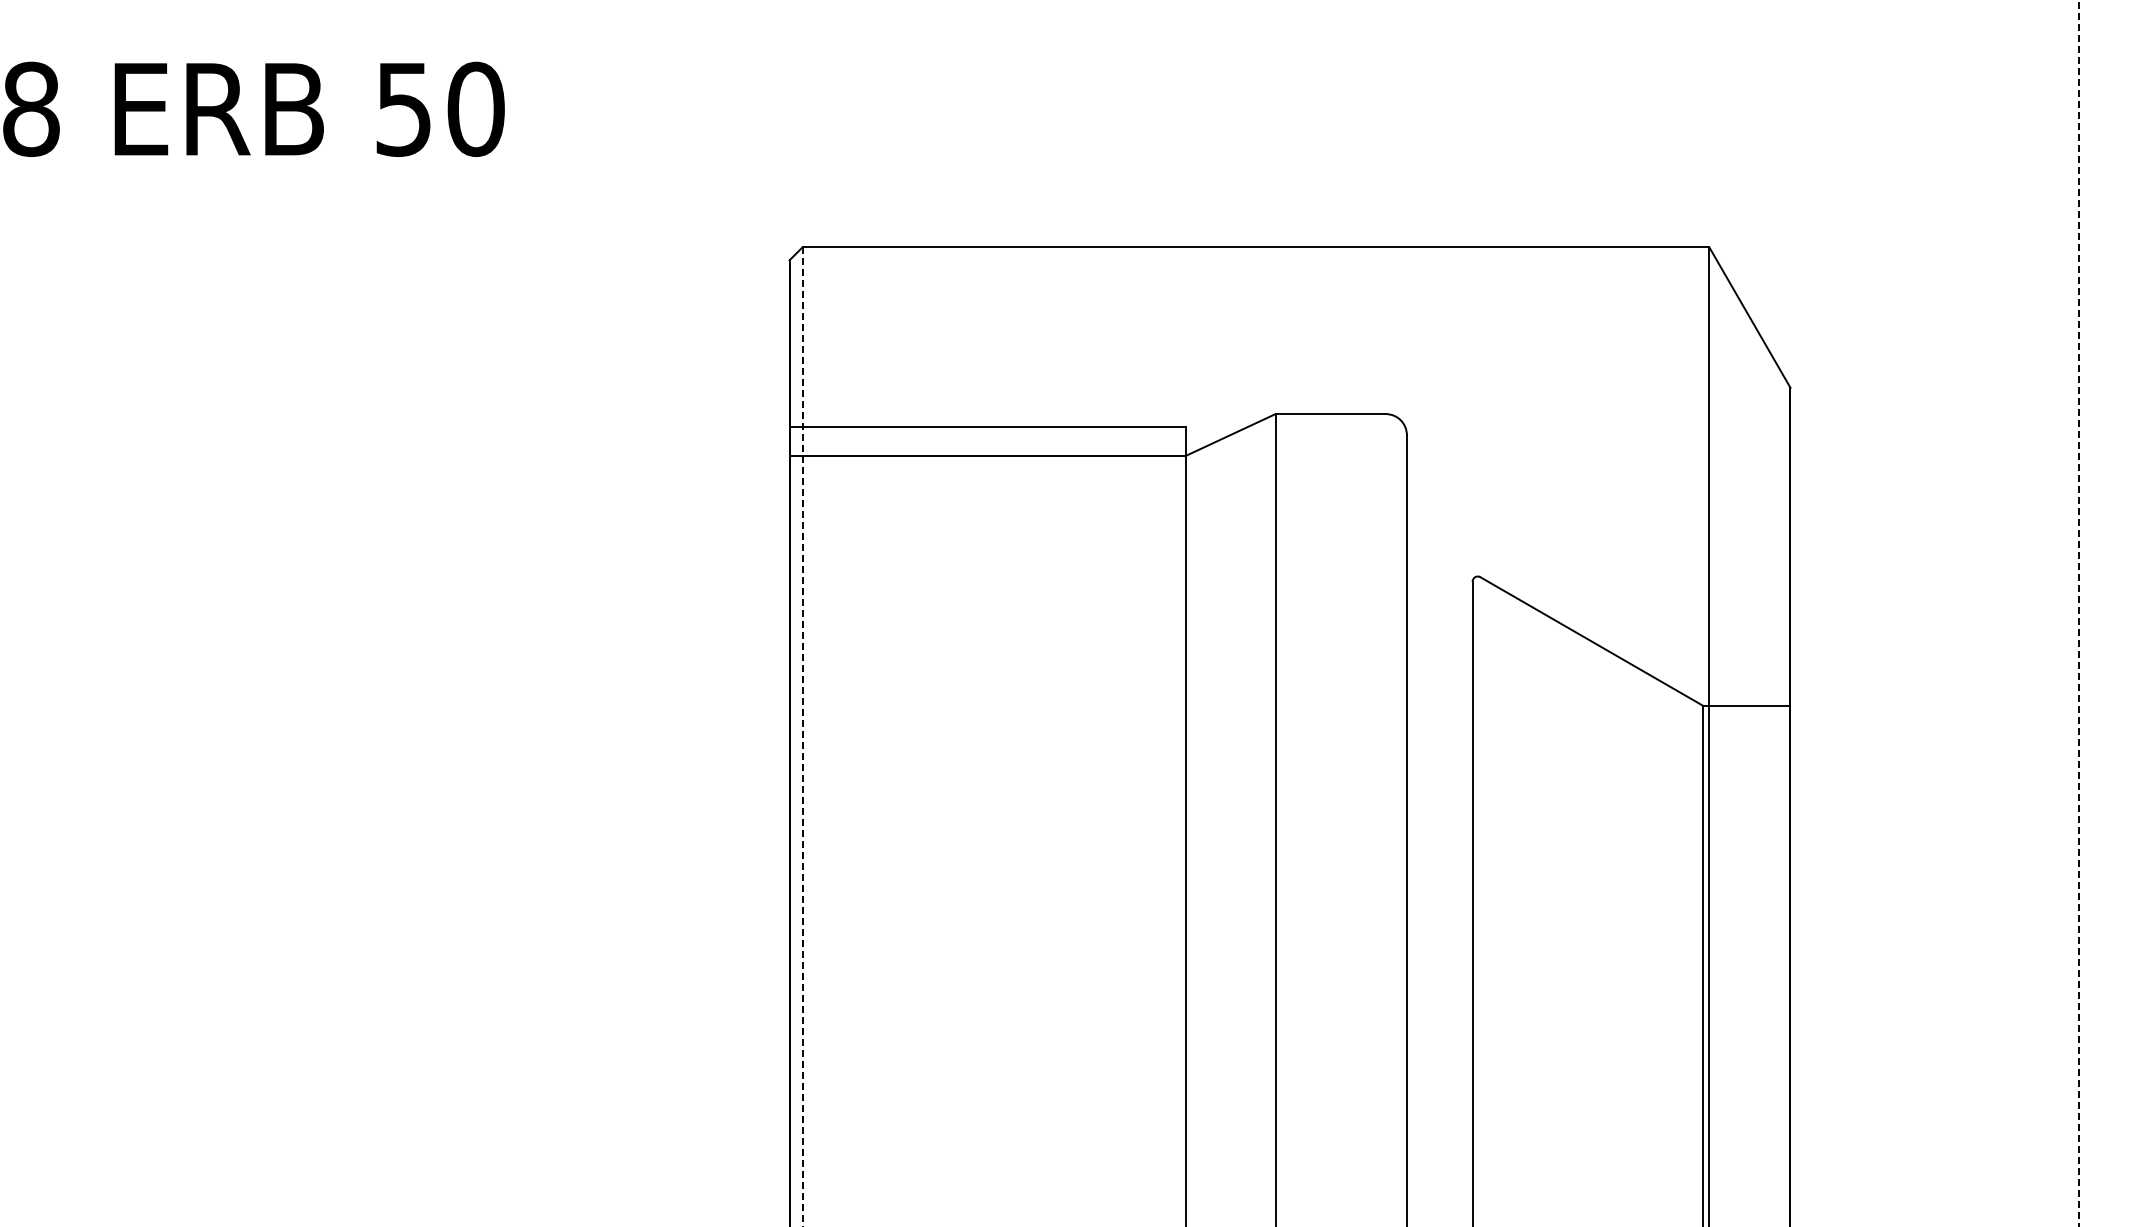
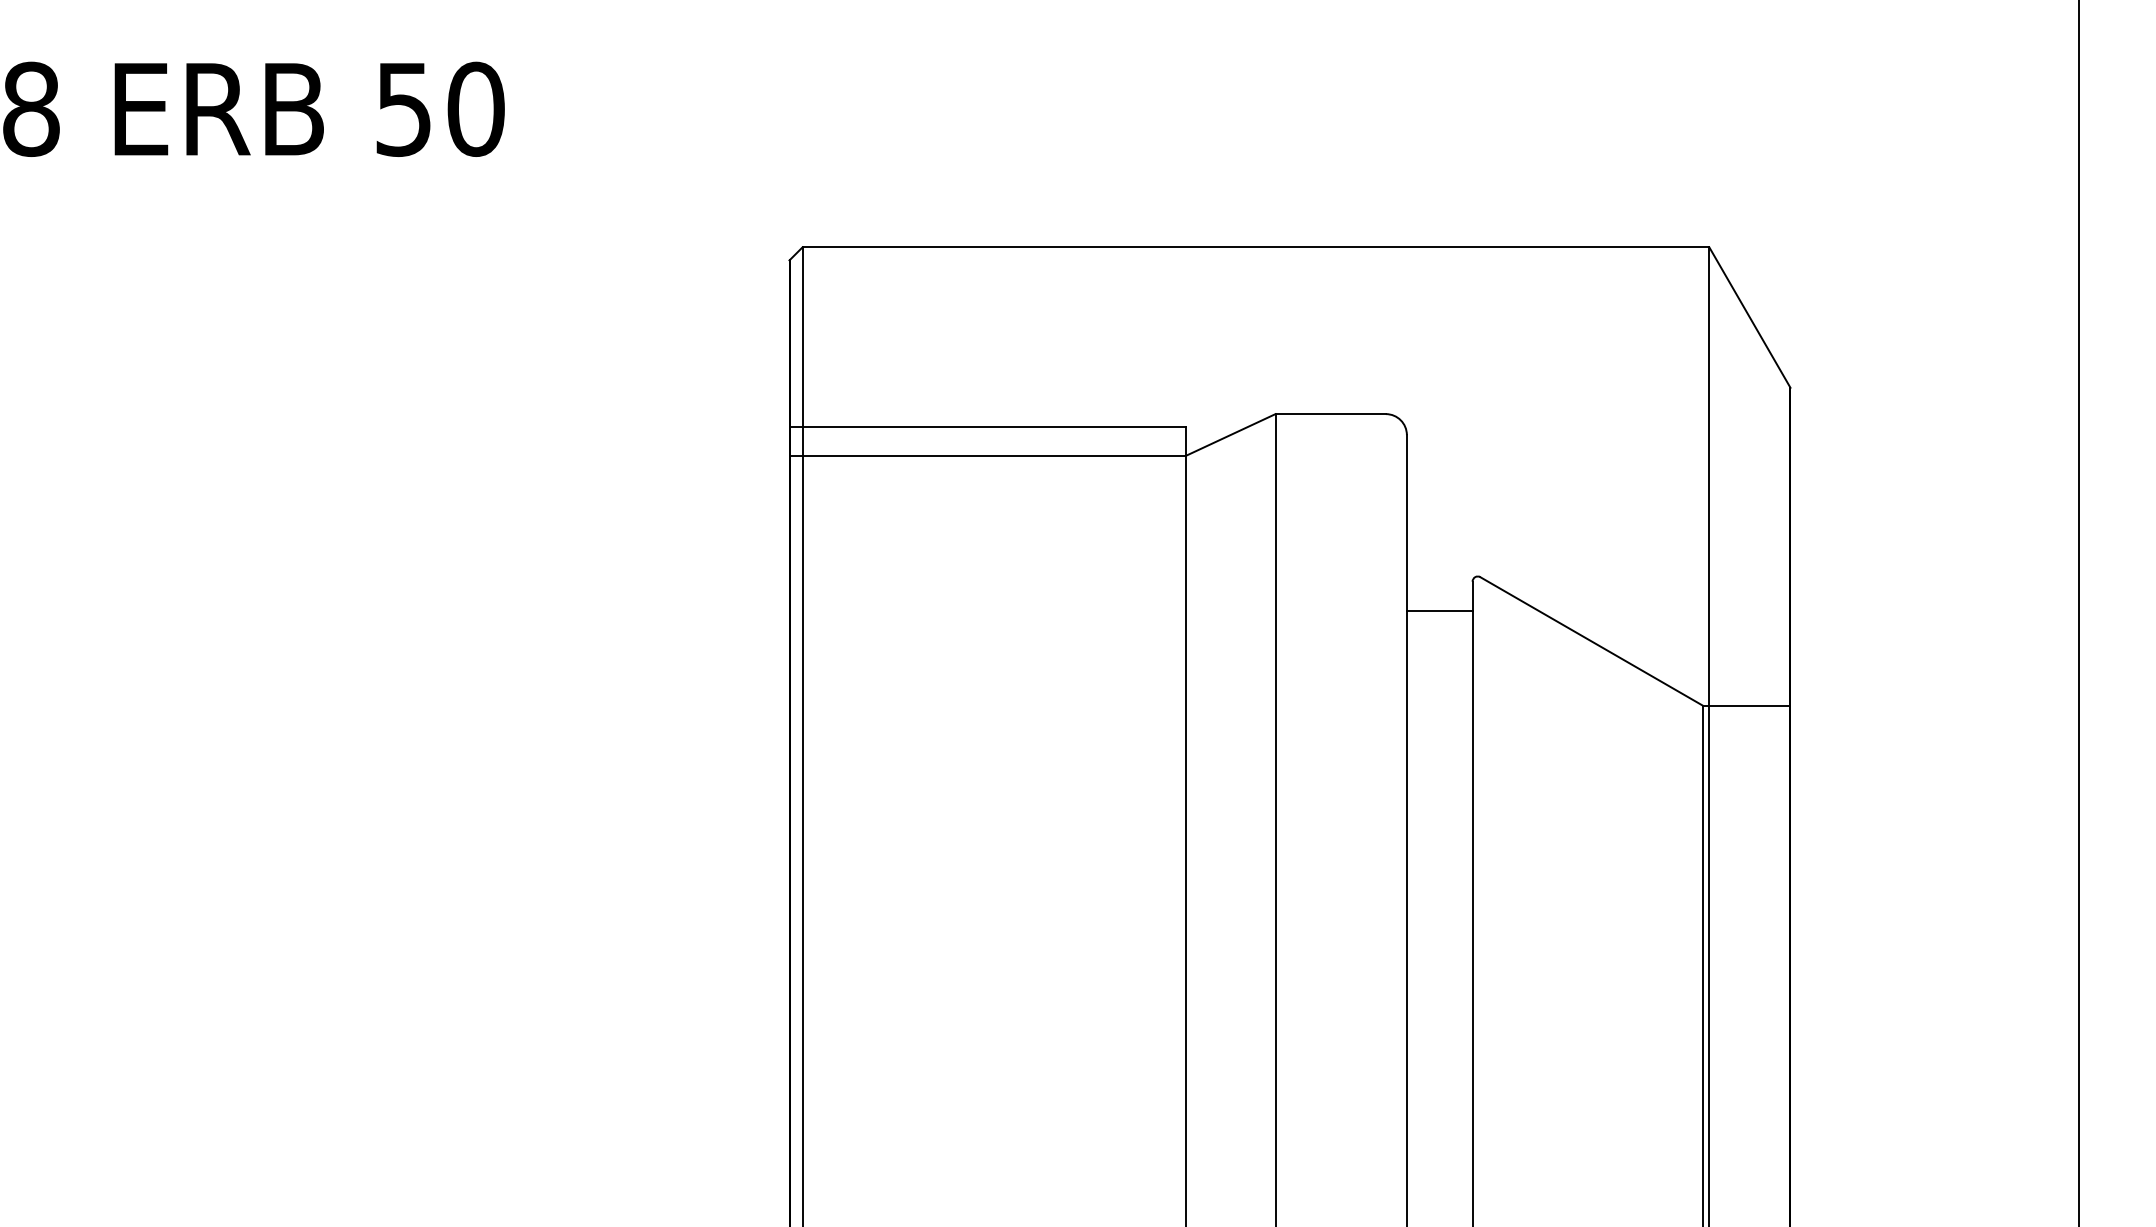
line: none -> present (1439, 611)
line: dashed -> solid (2079, 613)
line: dashed -> solid (802, 737)
